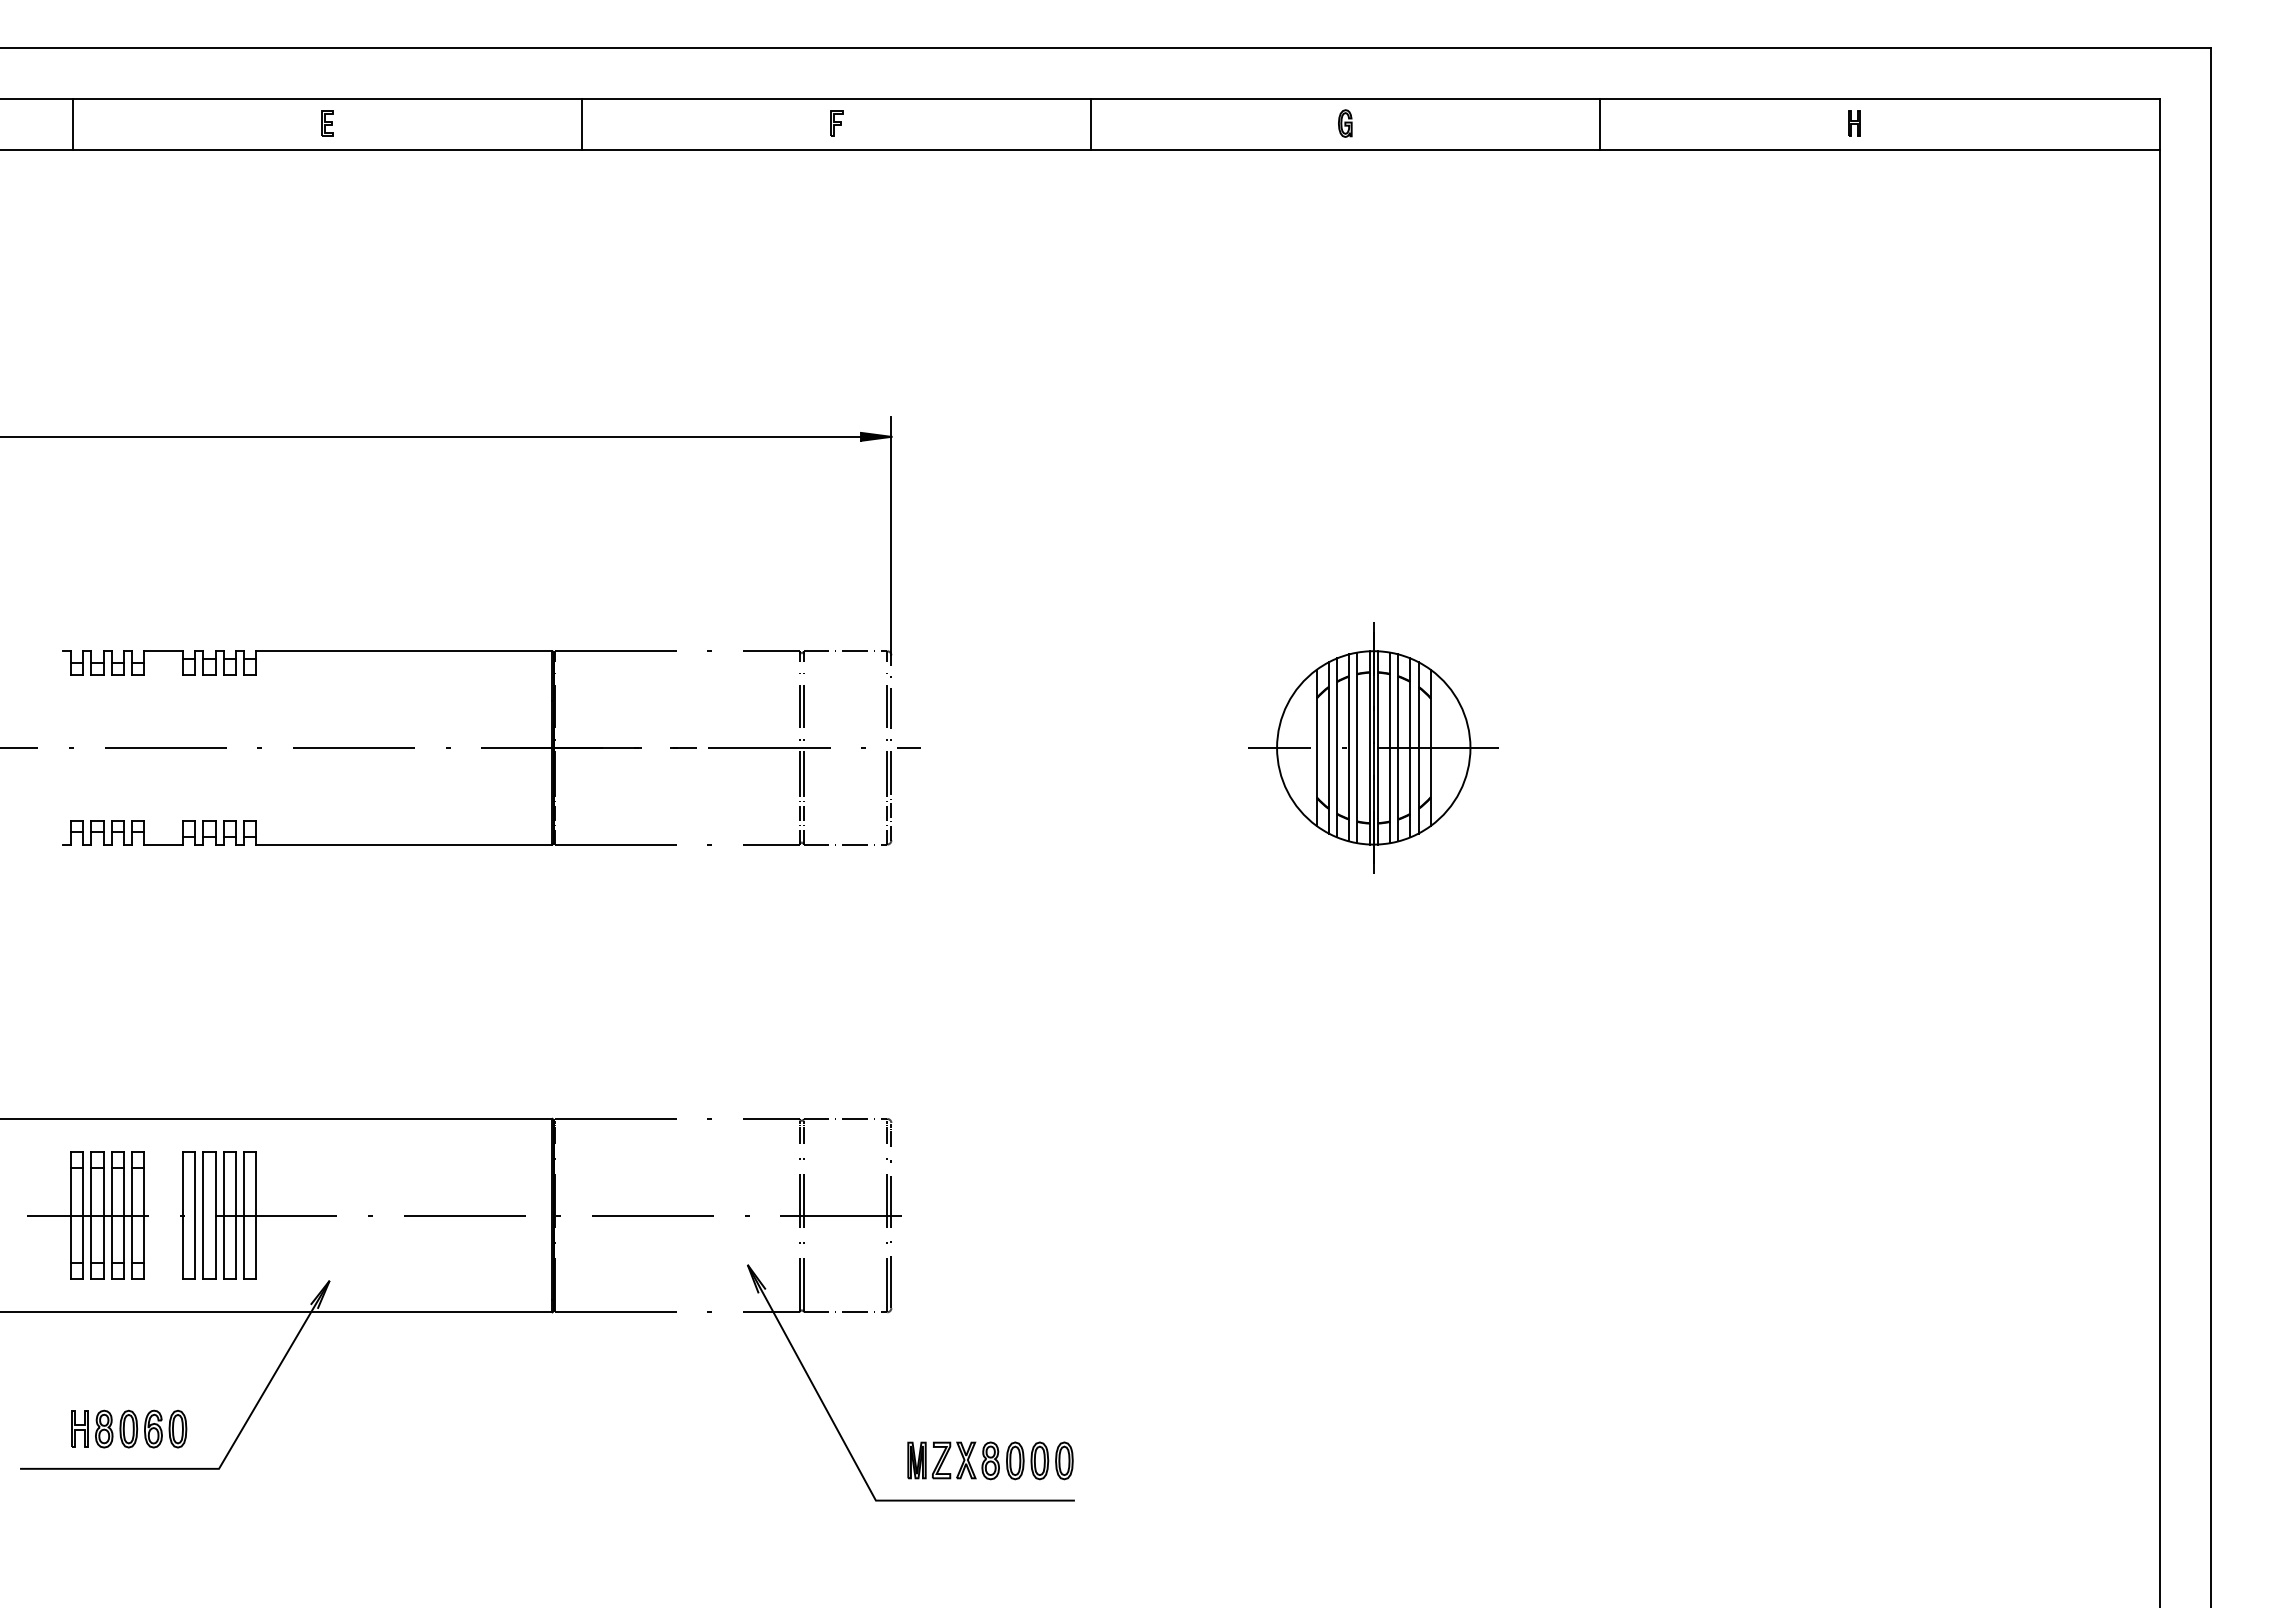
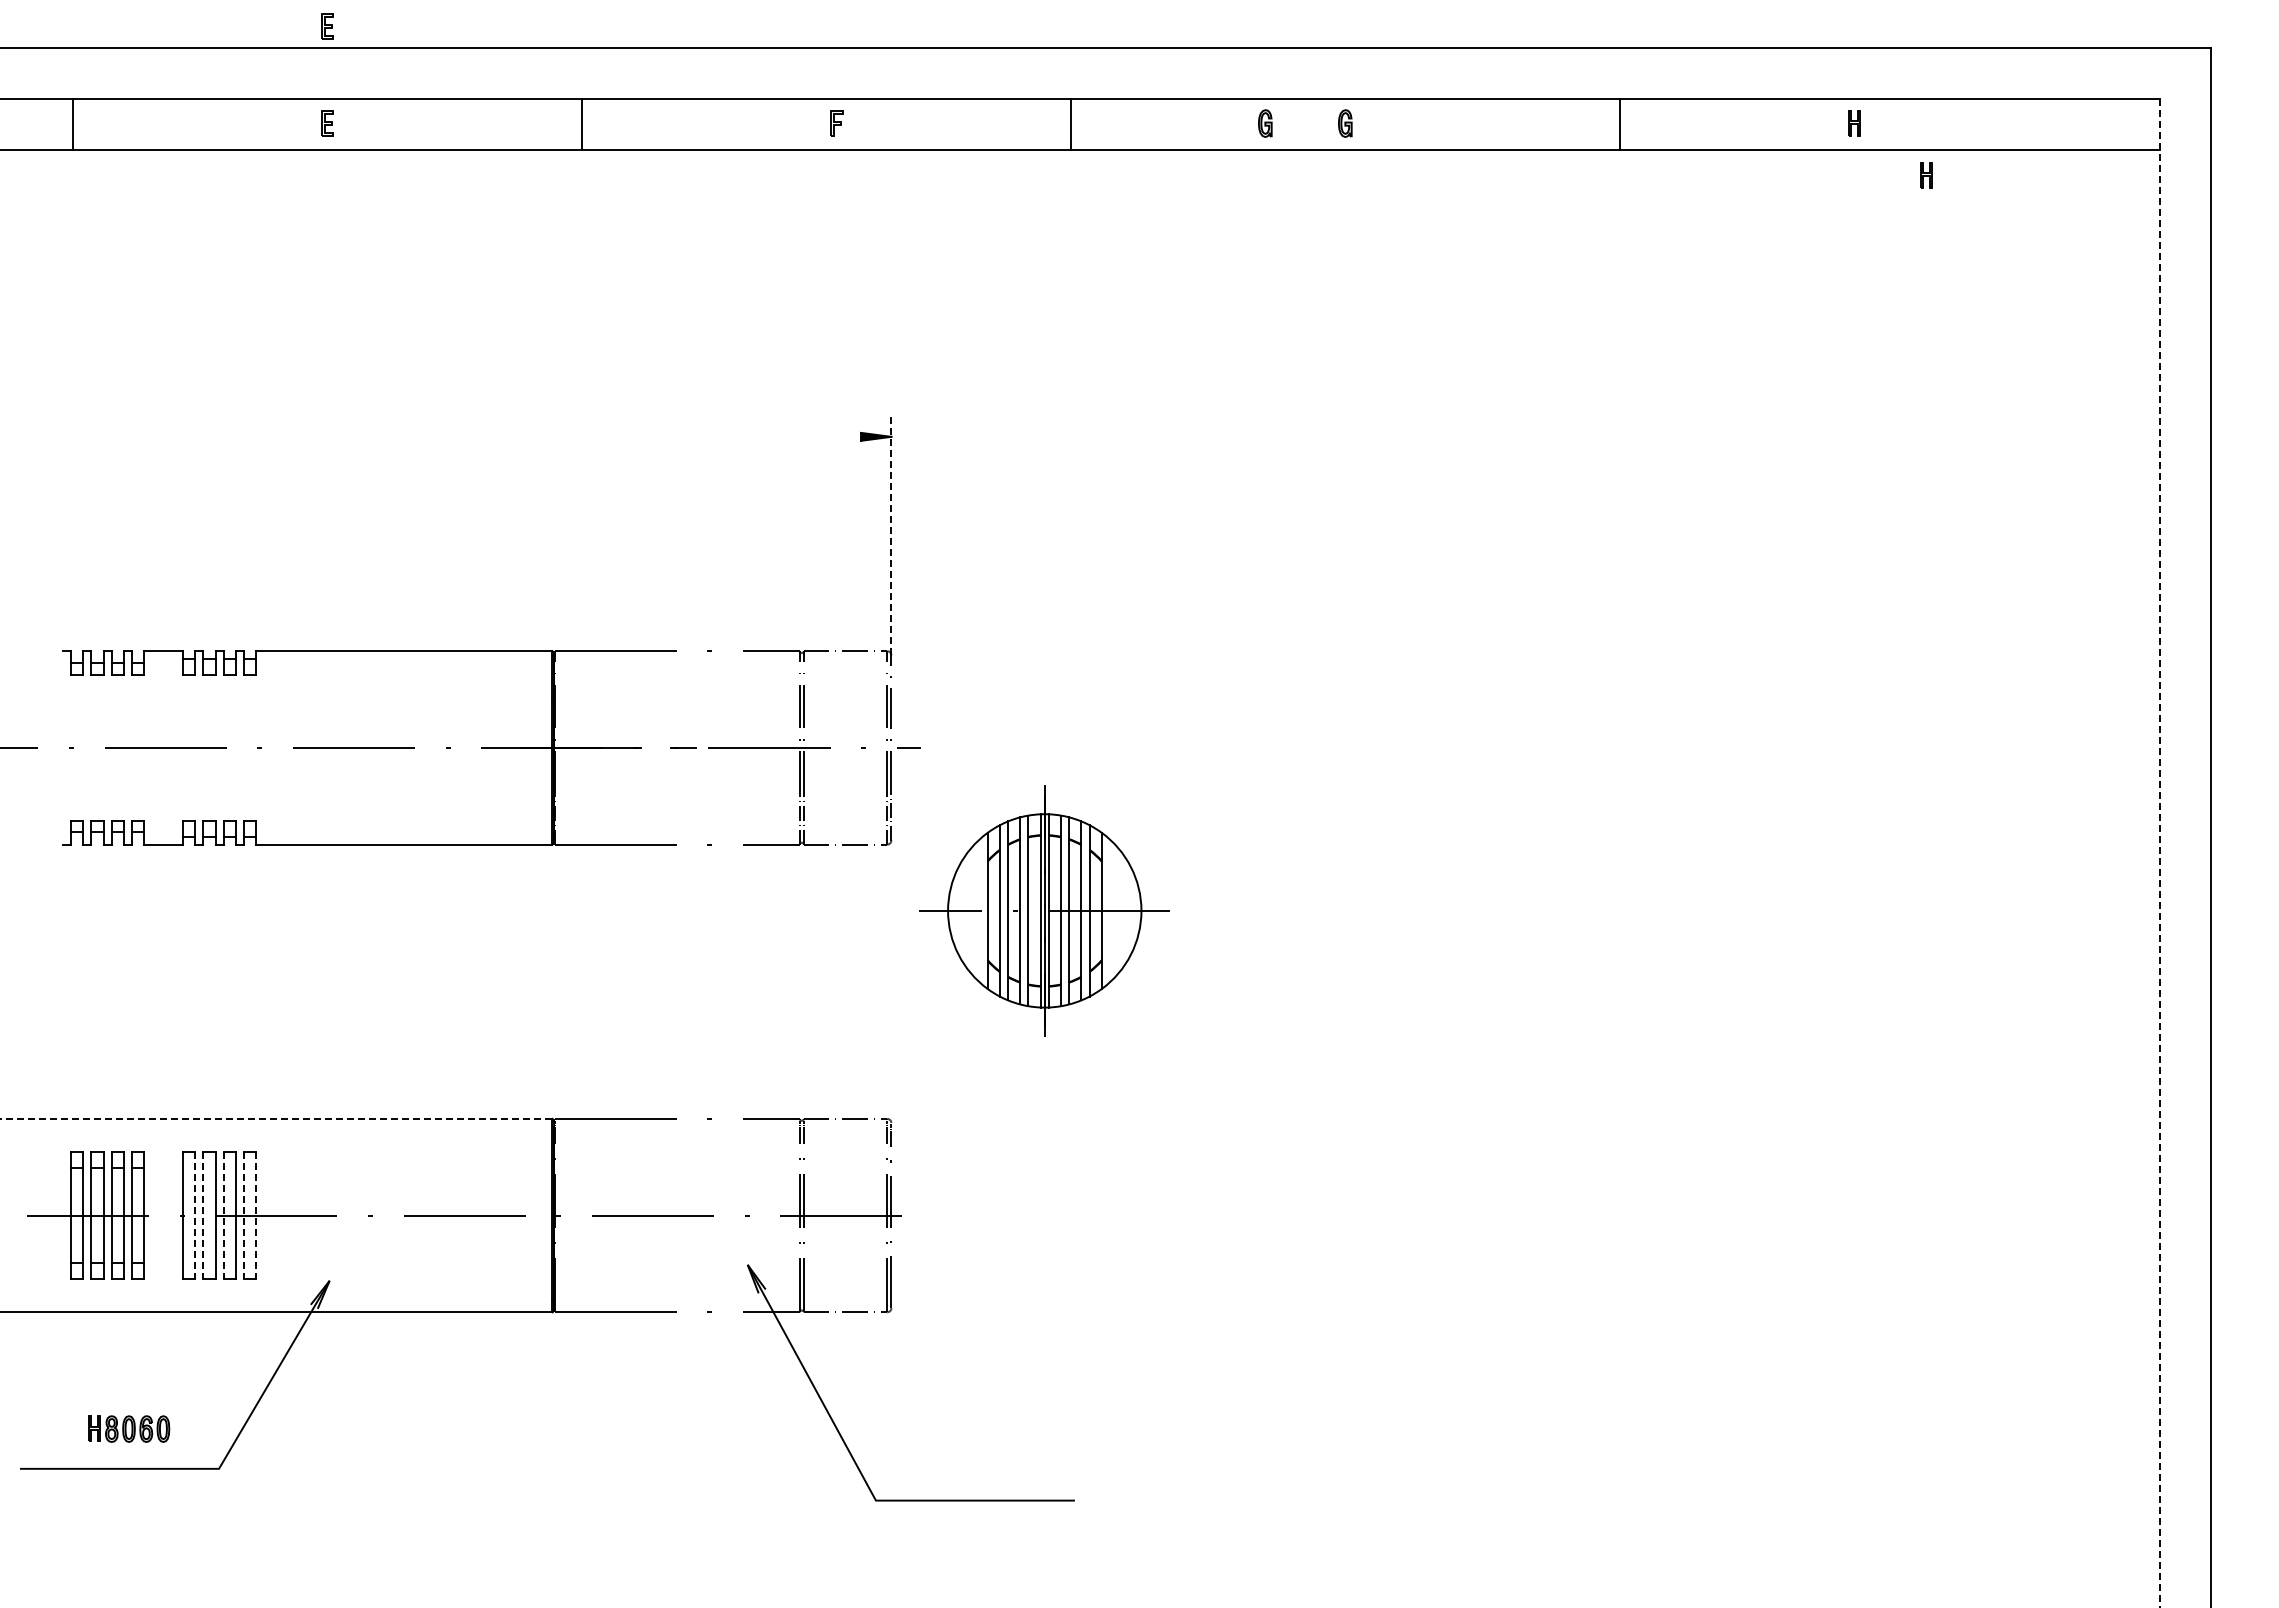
part: none -> present (327, 26)
part: none -> present (1265, 123)
line position: (1091, 124) -> (1071, 124) (1071, 124)
line position: (1599, 124) -> (1619, 124) (1619, 124)
part: none -> present (1926, 175)
line: present -> none (431, 436)
line: solid -> dashed (891, 535)
part position: (1373, 747) -> (1044, 910) (1044, 910)
line: solid -> dashed (2159, 853)
line: solid -> dashed (276, 1118)
line: solid -> dashed (195, 1215)
line: solid -> dashed (203, 1215)
line: solid -> dashed (223, 1215)
line: solid -> dashed (244, 1215)
line: solid -> dashed (256, 1215)
part size: 117x40 px -> 83x28 px (129, 1428)
part: present -> none (990, 1460)
